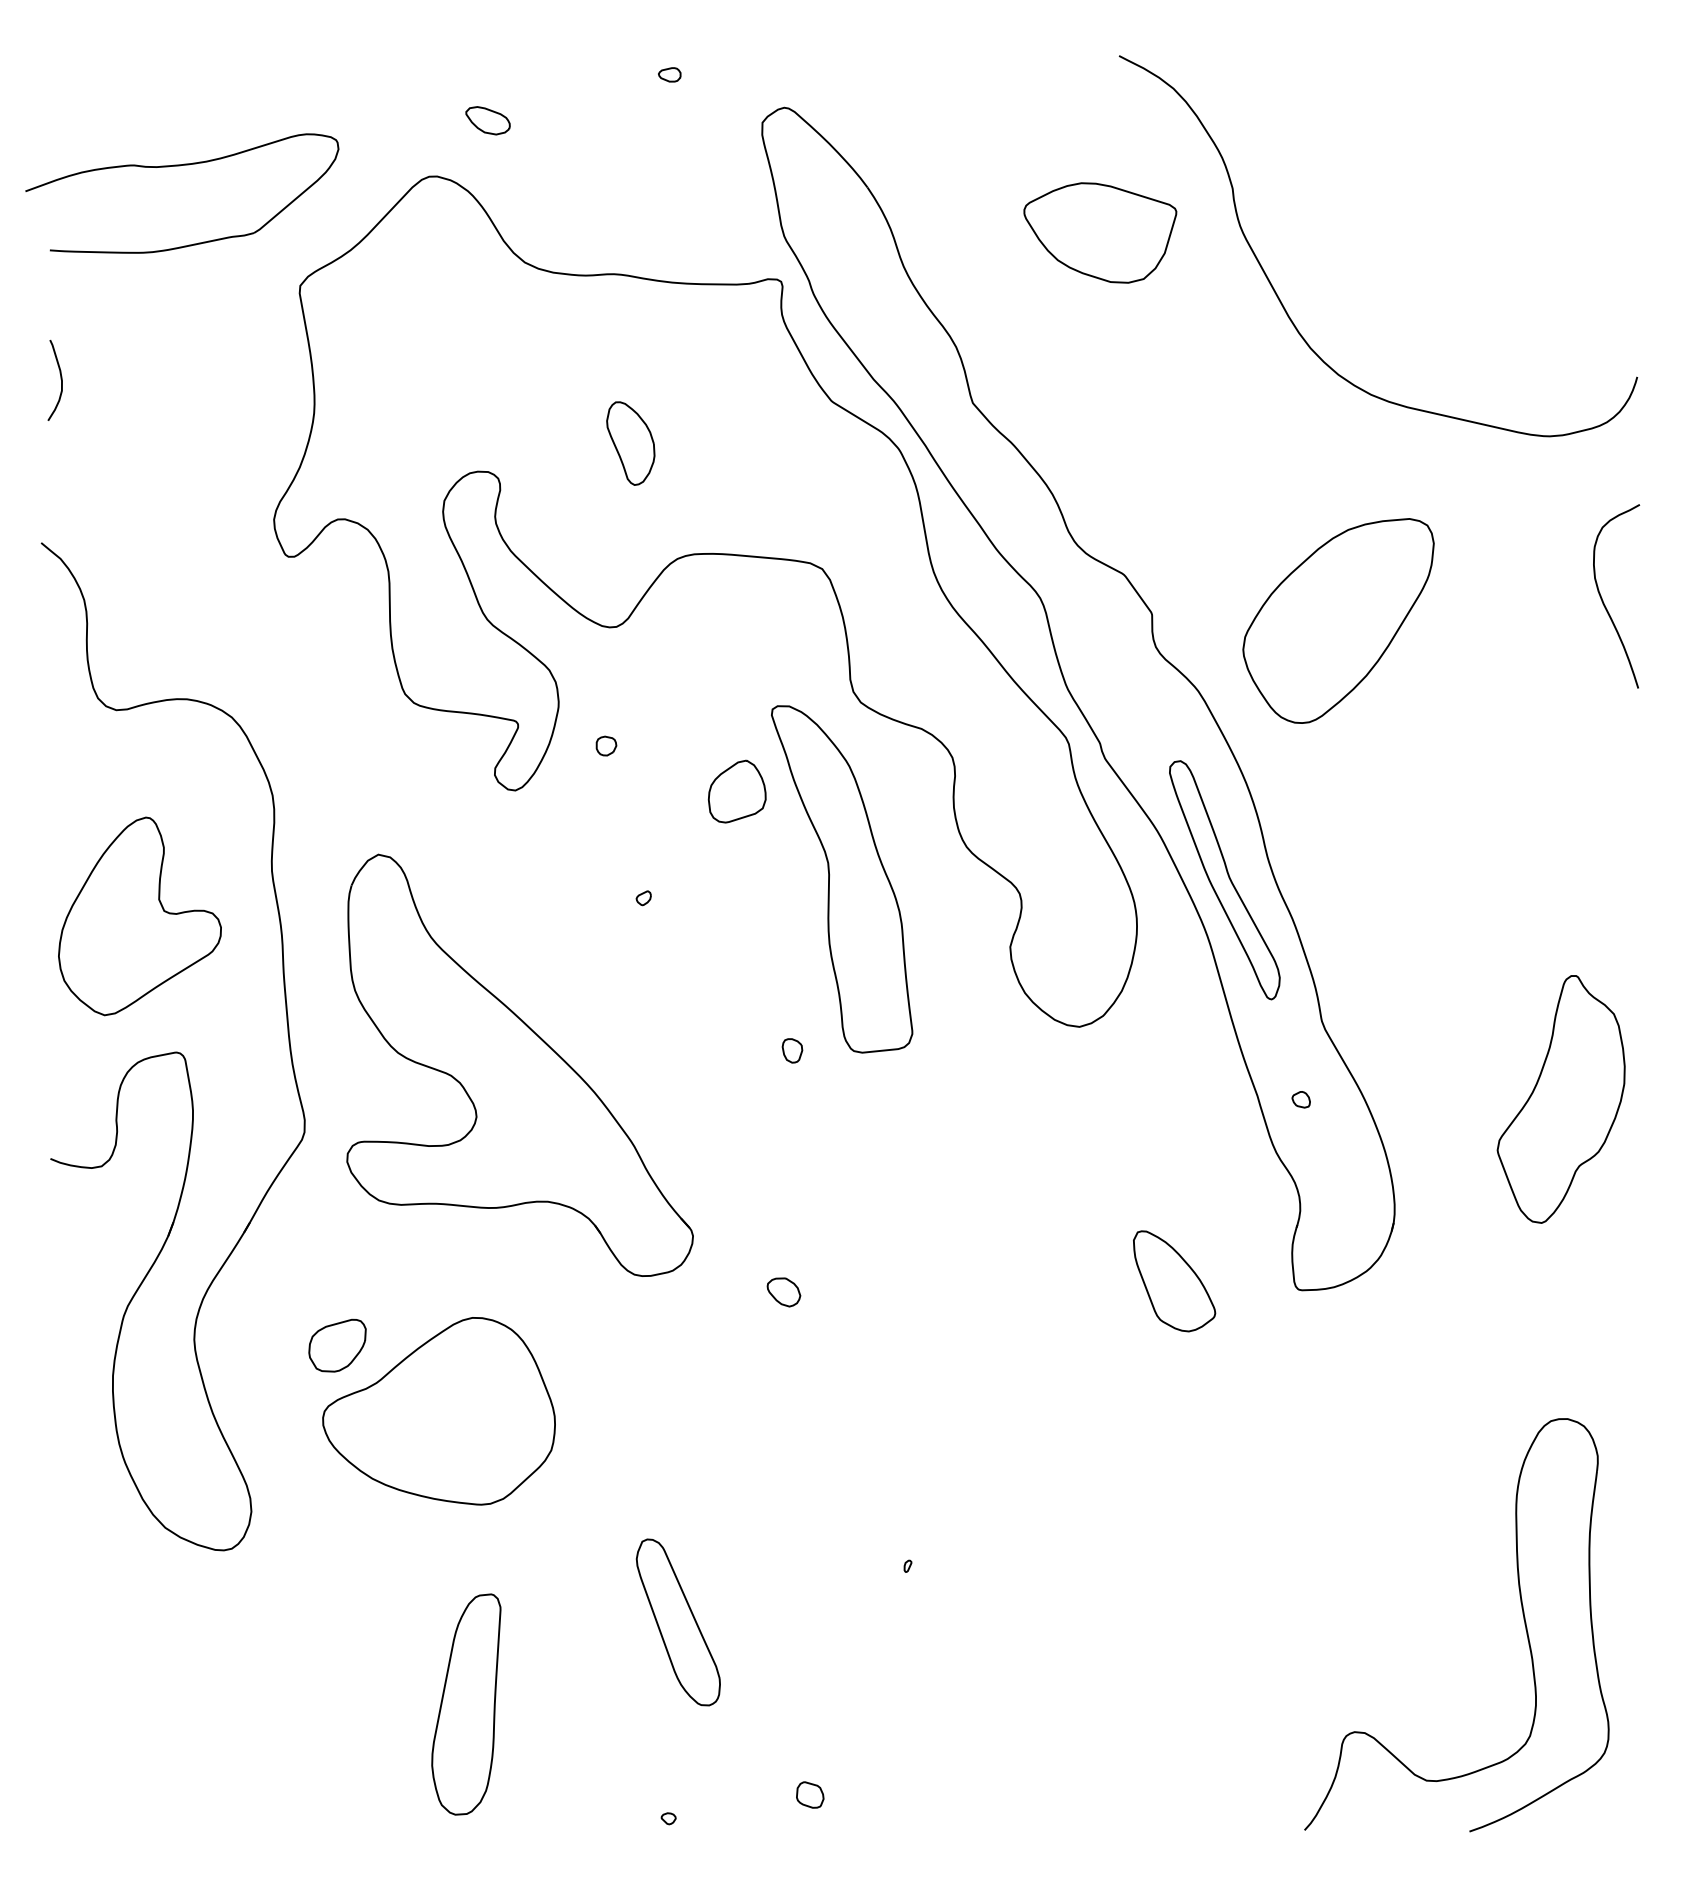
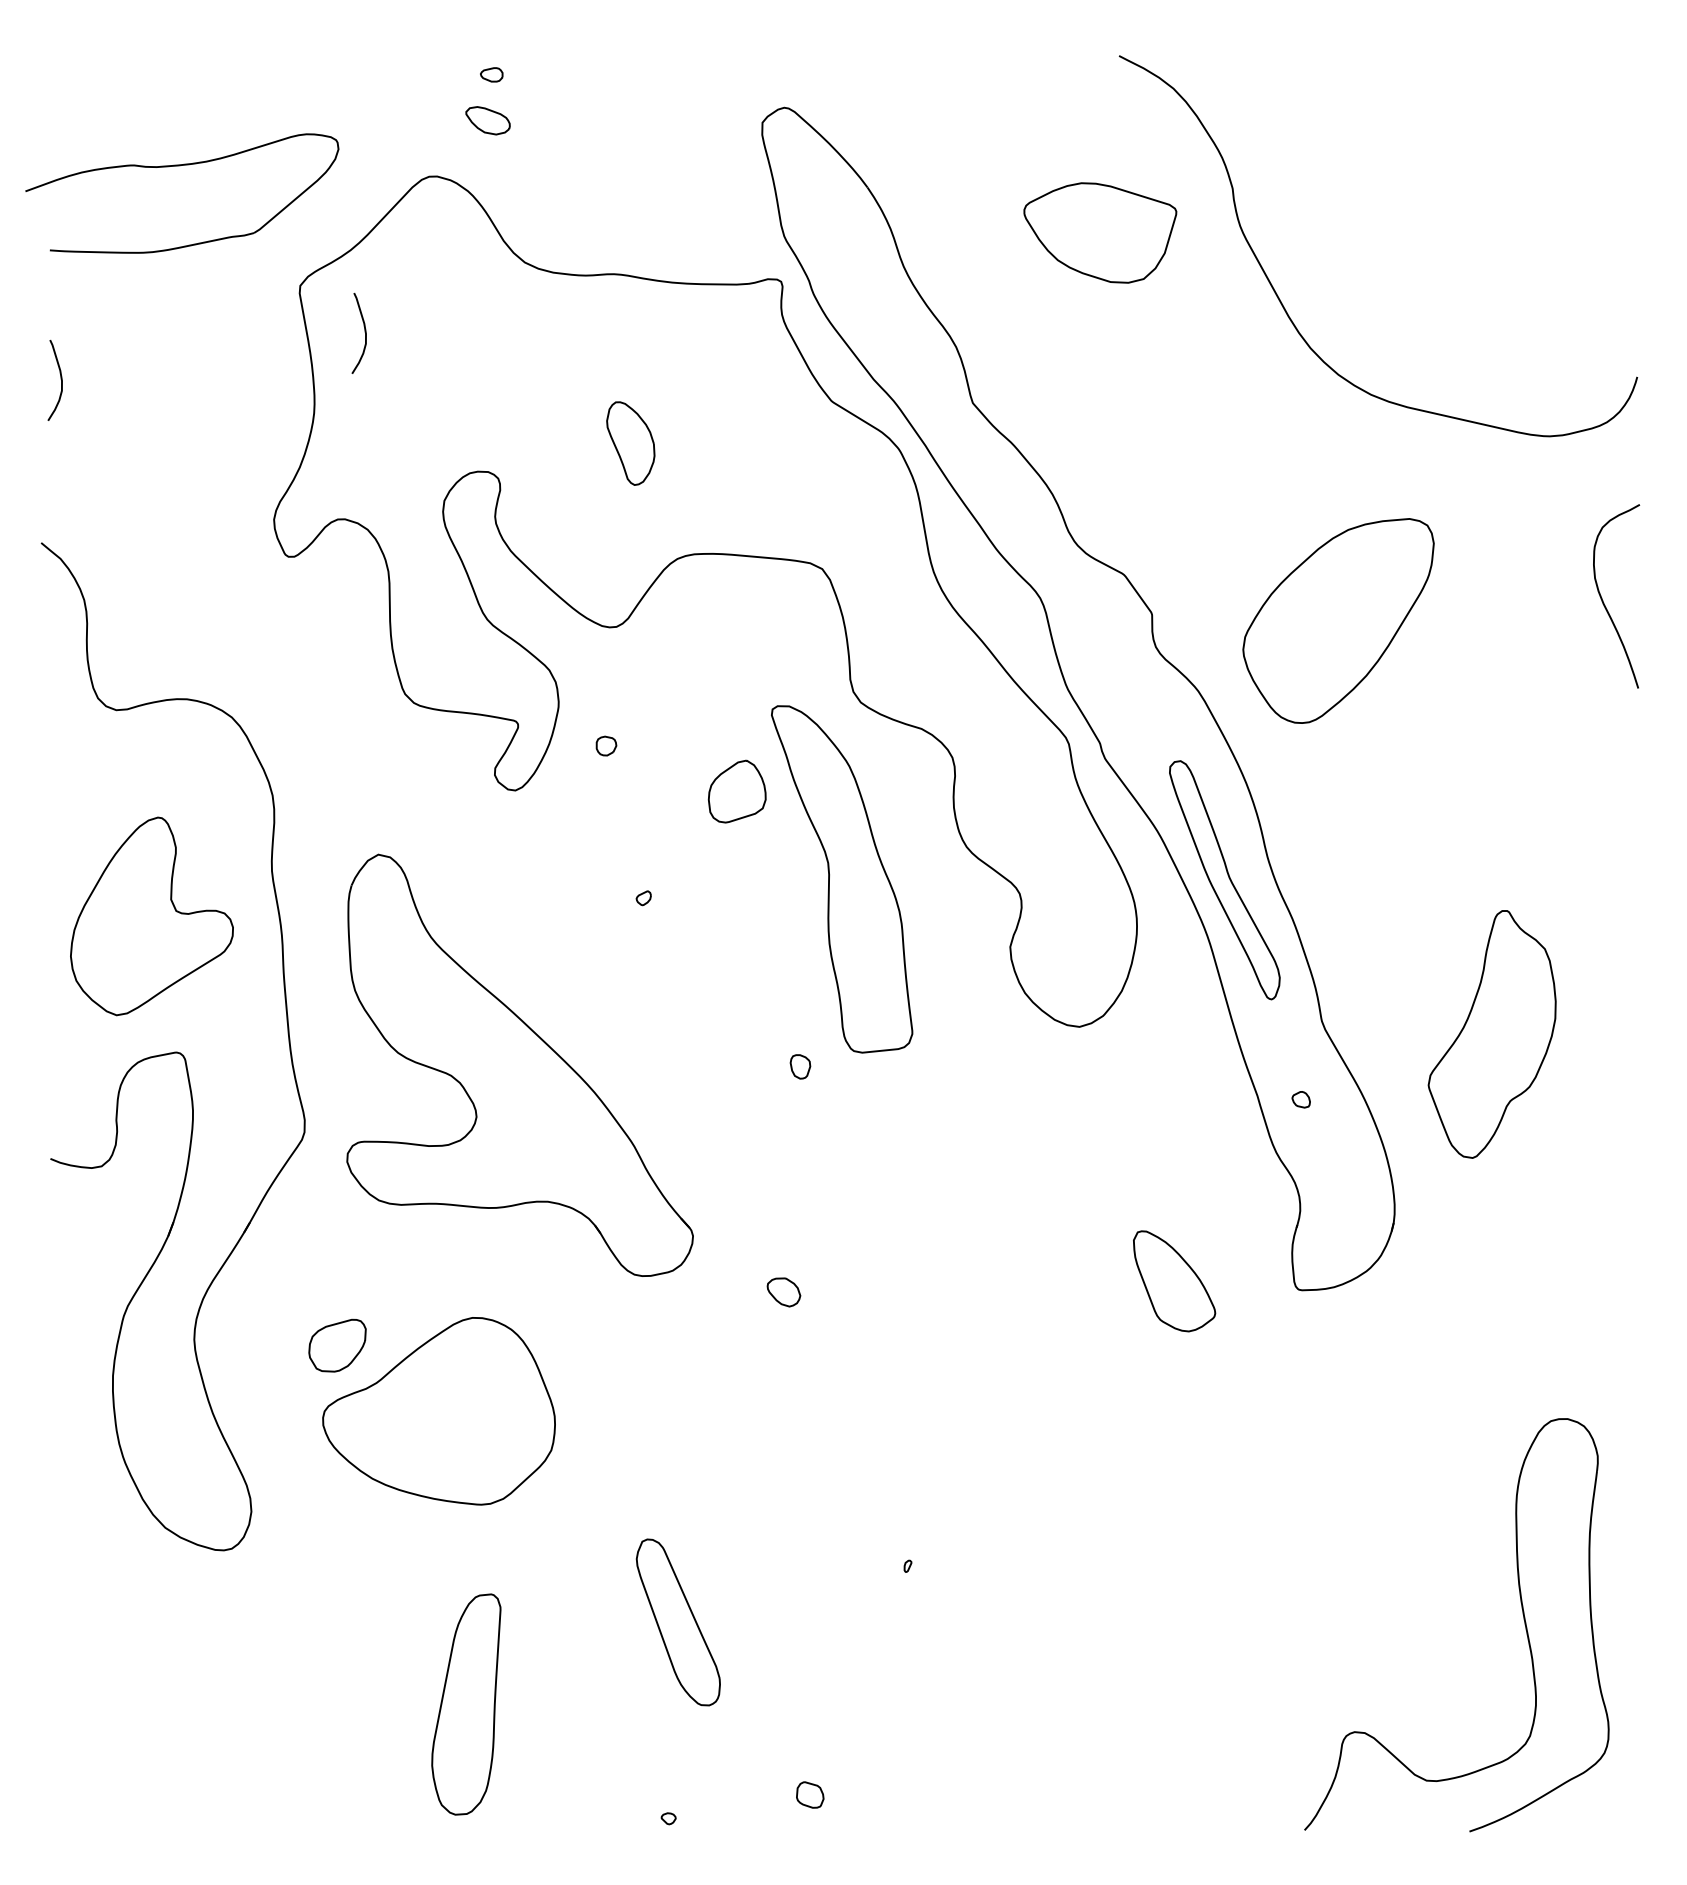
part position: (669, 74) -> (491, 74) (491, 74)
curve: none -> present (364, 332)
part position: (139, 916) -> (151, 916) (151, 916)
part position: (792, 1050) -> (800, 1066) (800, 1066)
part position: (1560, 1099) -> (1491, 1034) (1491, 1034)
